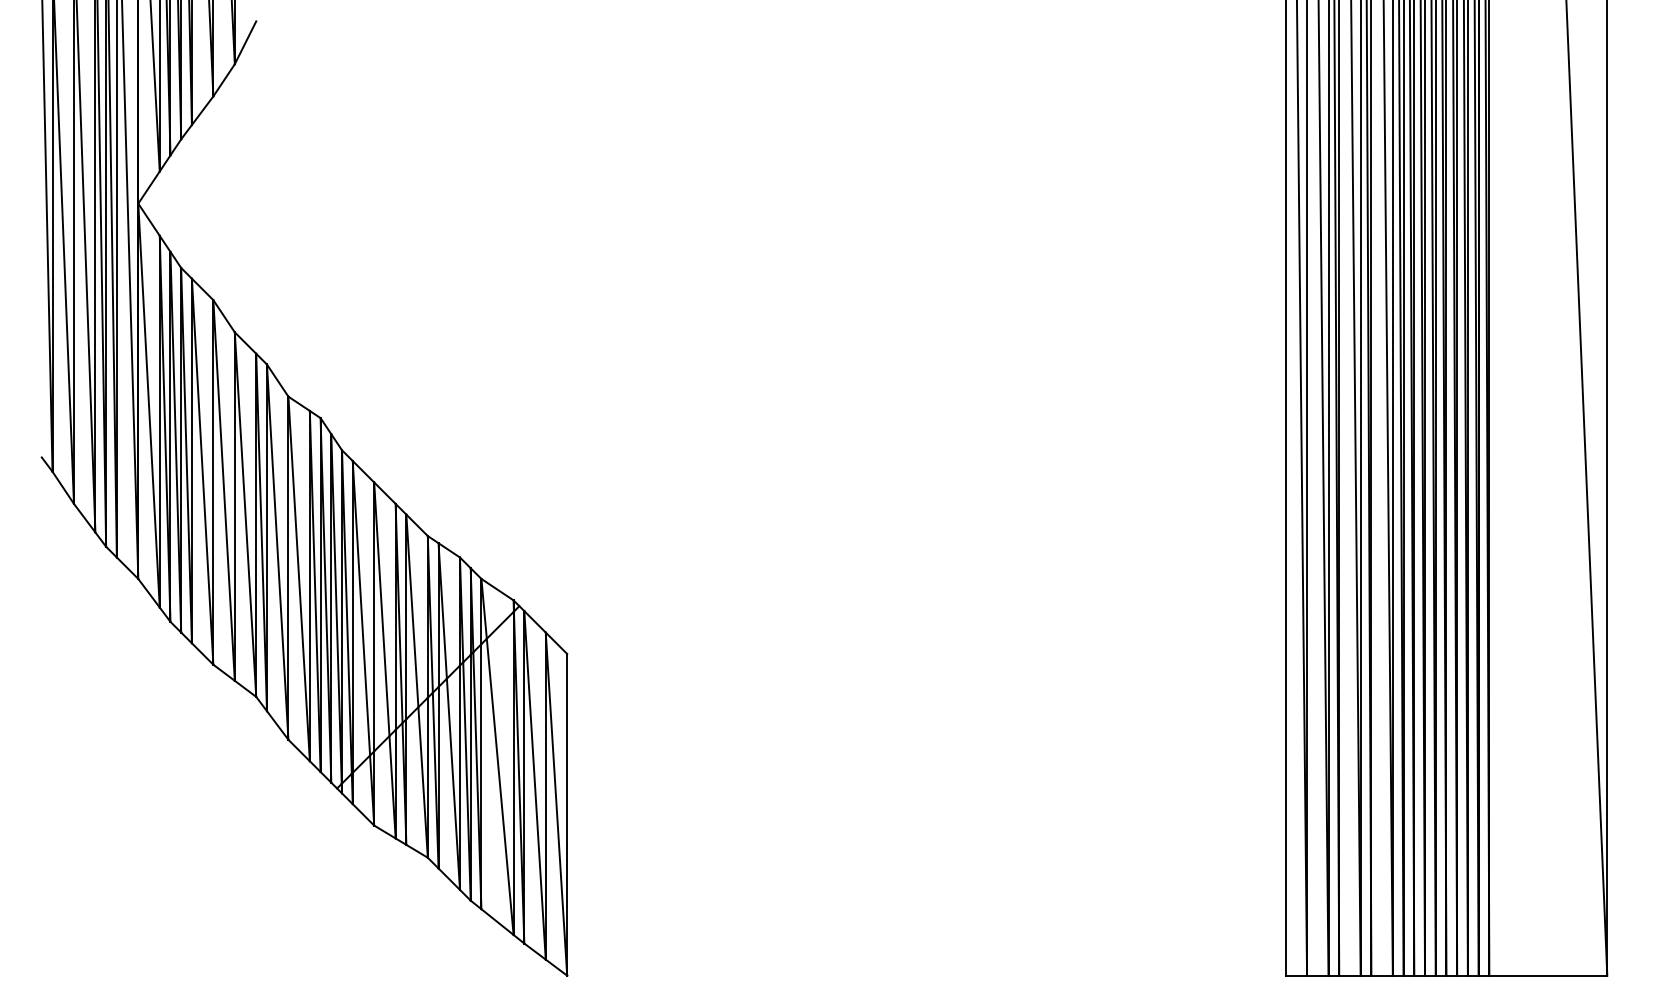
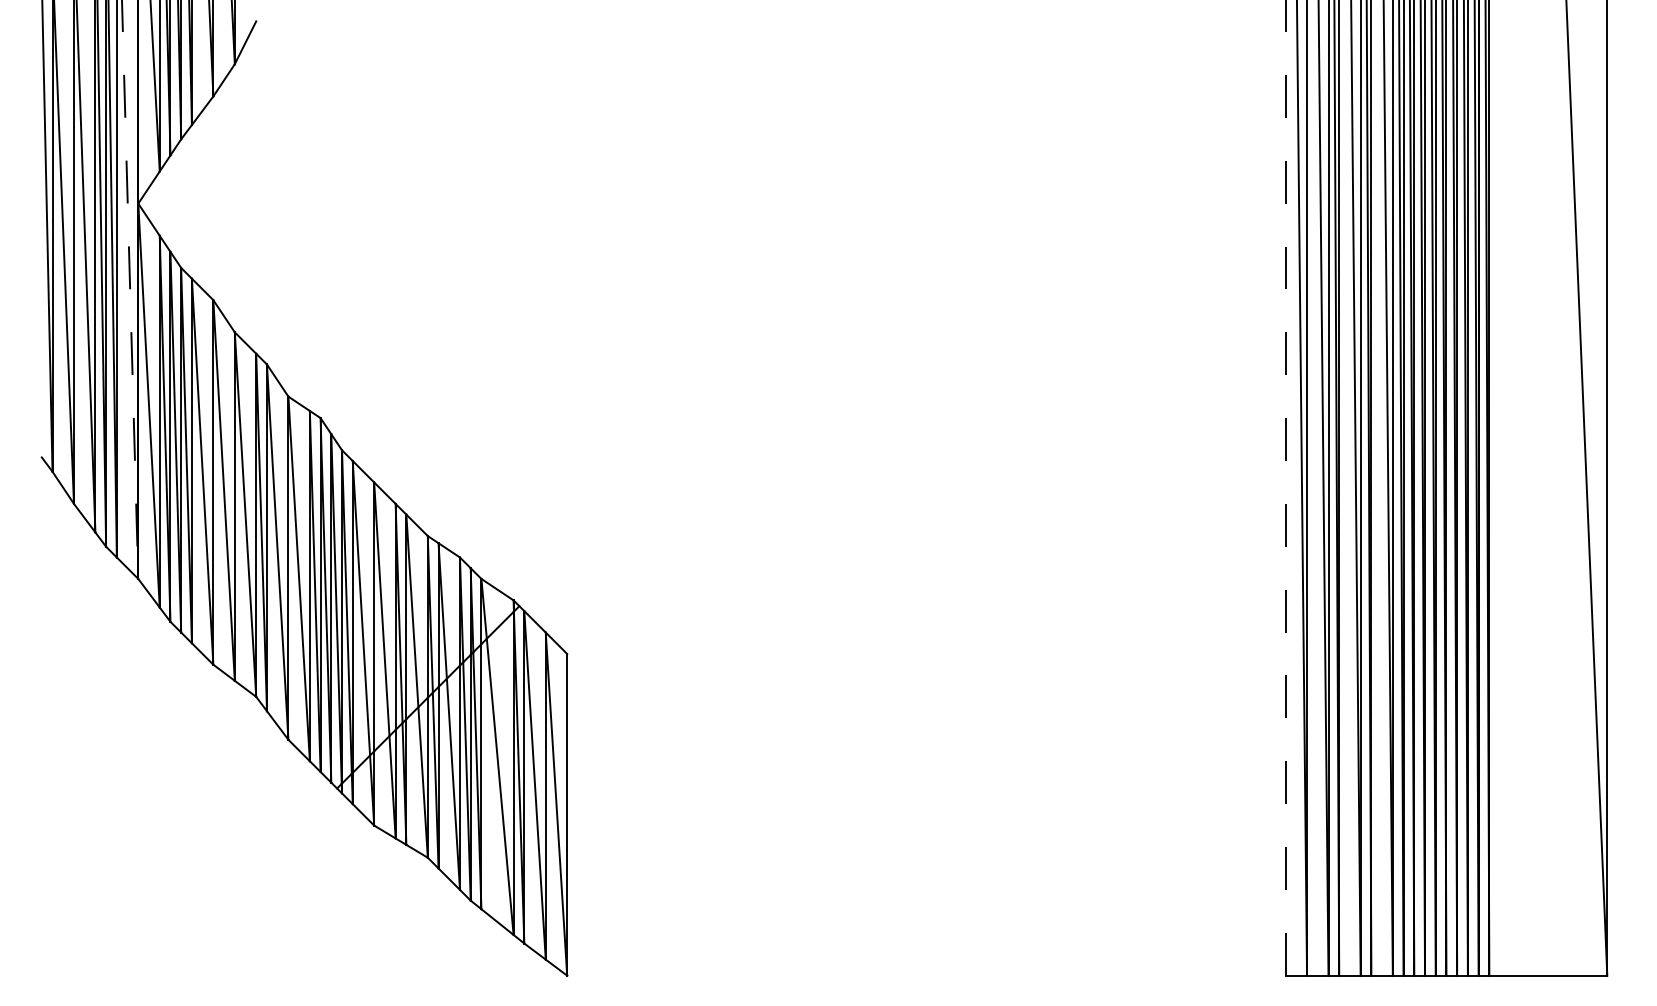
line: solid -> dashed (130, 290)
line: solid -> dashed (1285, 487)
